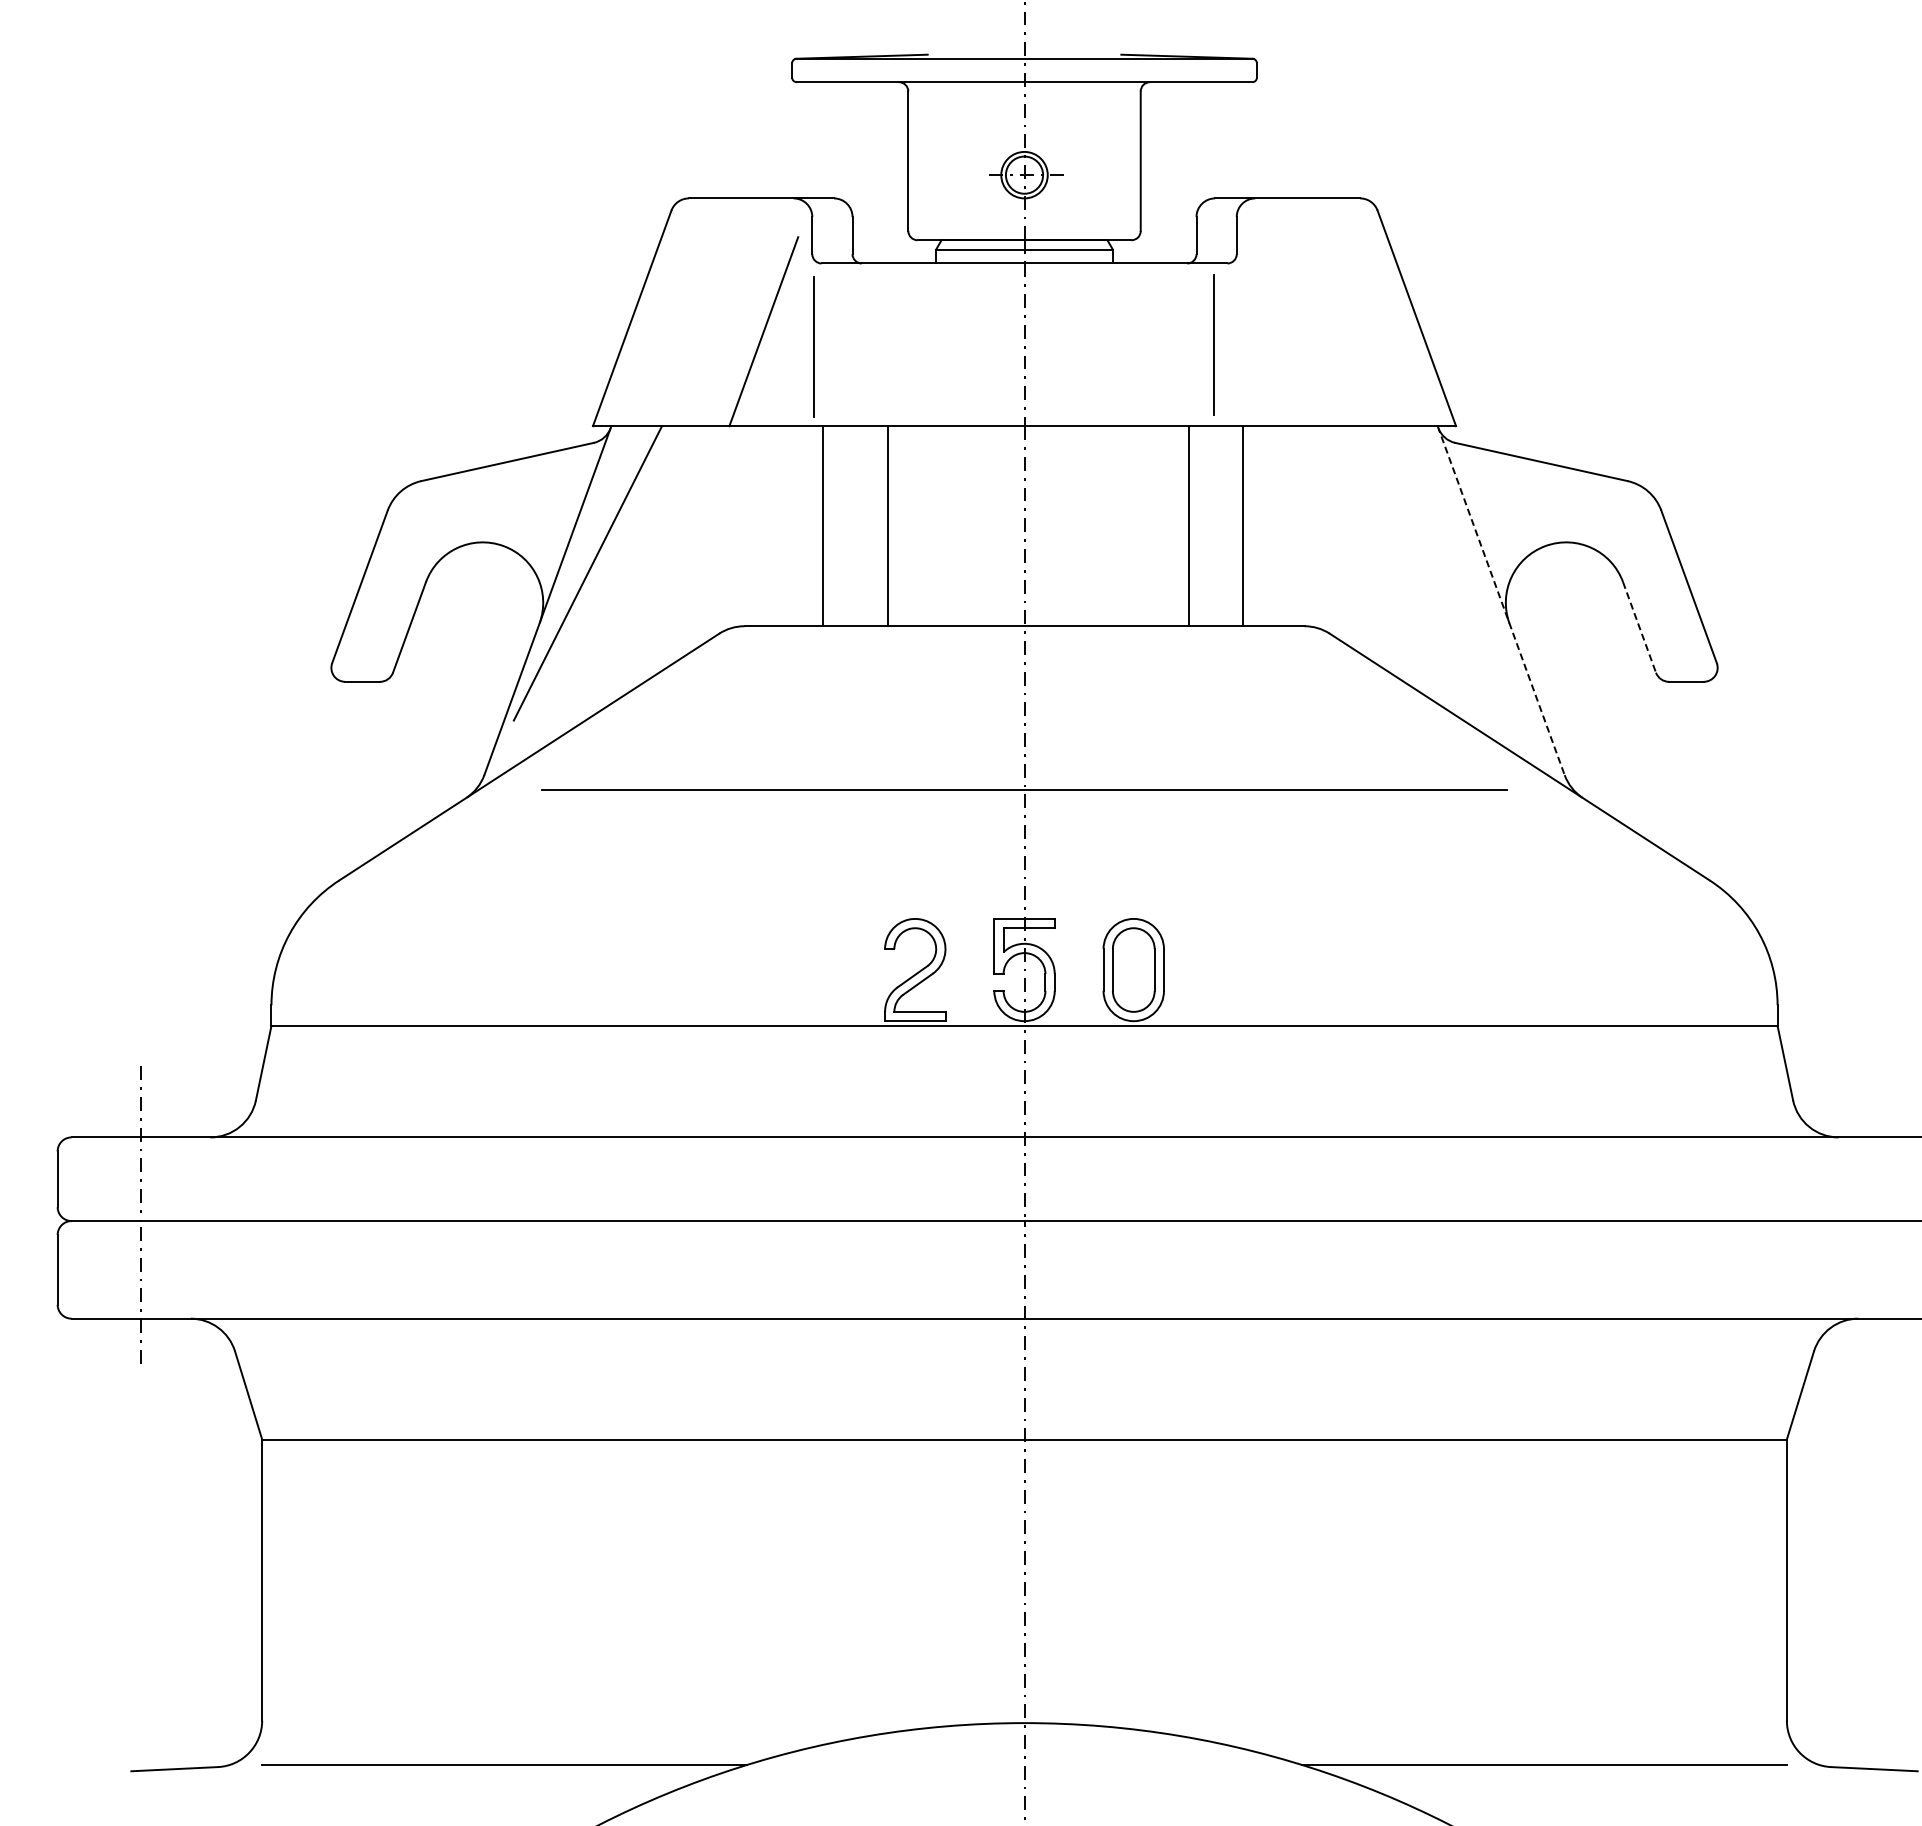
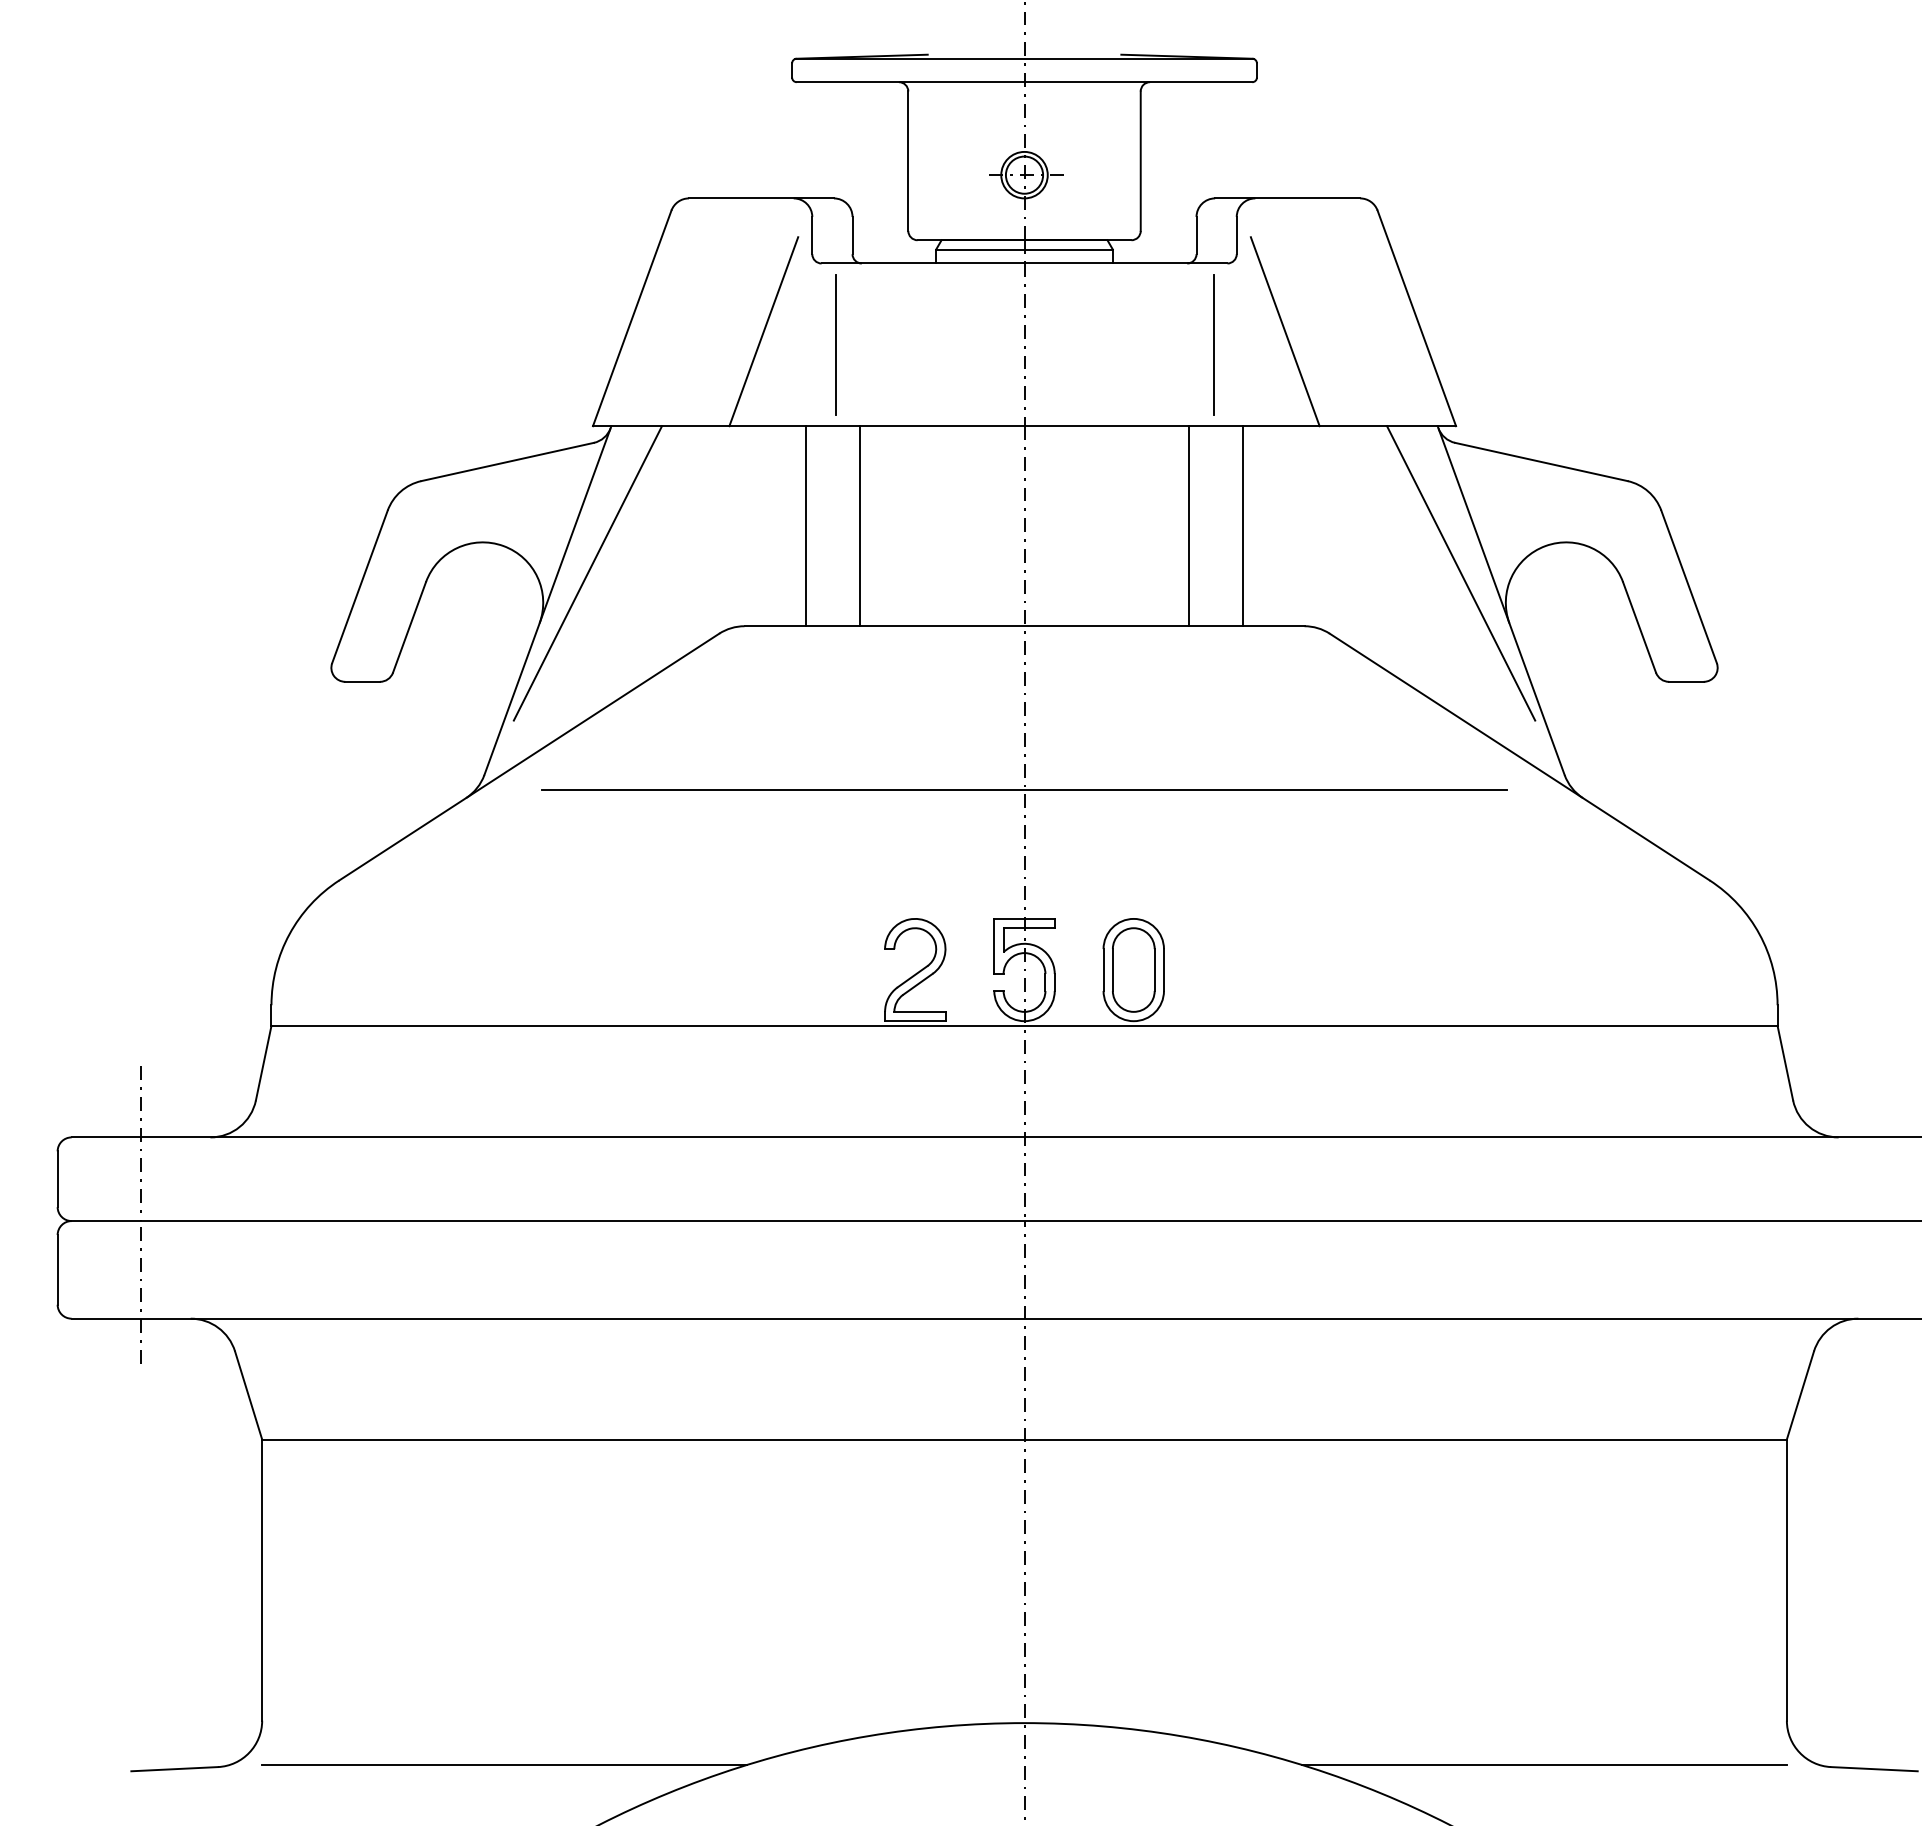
line: none -> present (1284, 331)
line position: (813, 346) -> (835, 344) (835, 344)
line position: (823, 526) -> (806, 526) (806, 526)
line position: (888, 526) -> (860, 526) (860, 526)
line: none -> present (1461, 573)
line: dashed -> solid (1501, 600)
line: dashed -> solid (1639, 627)
